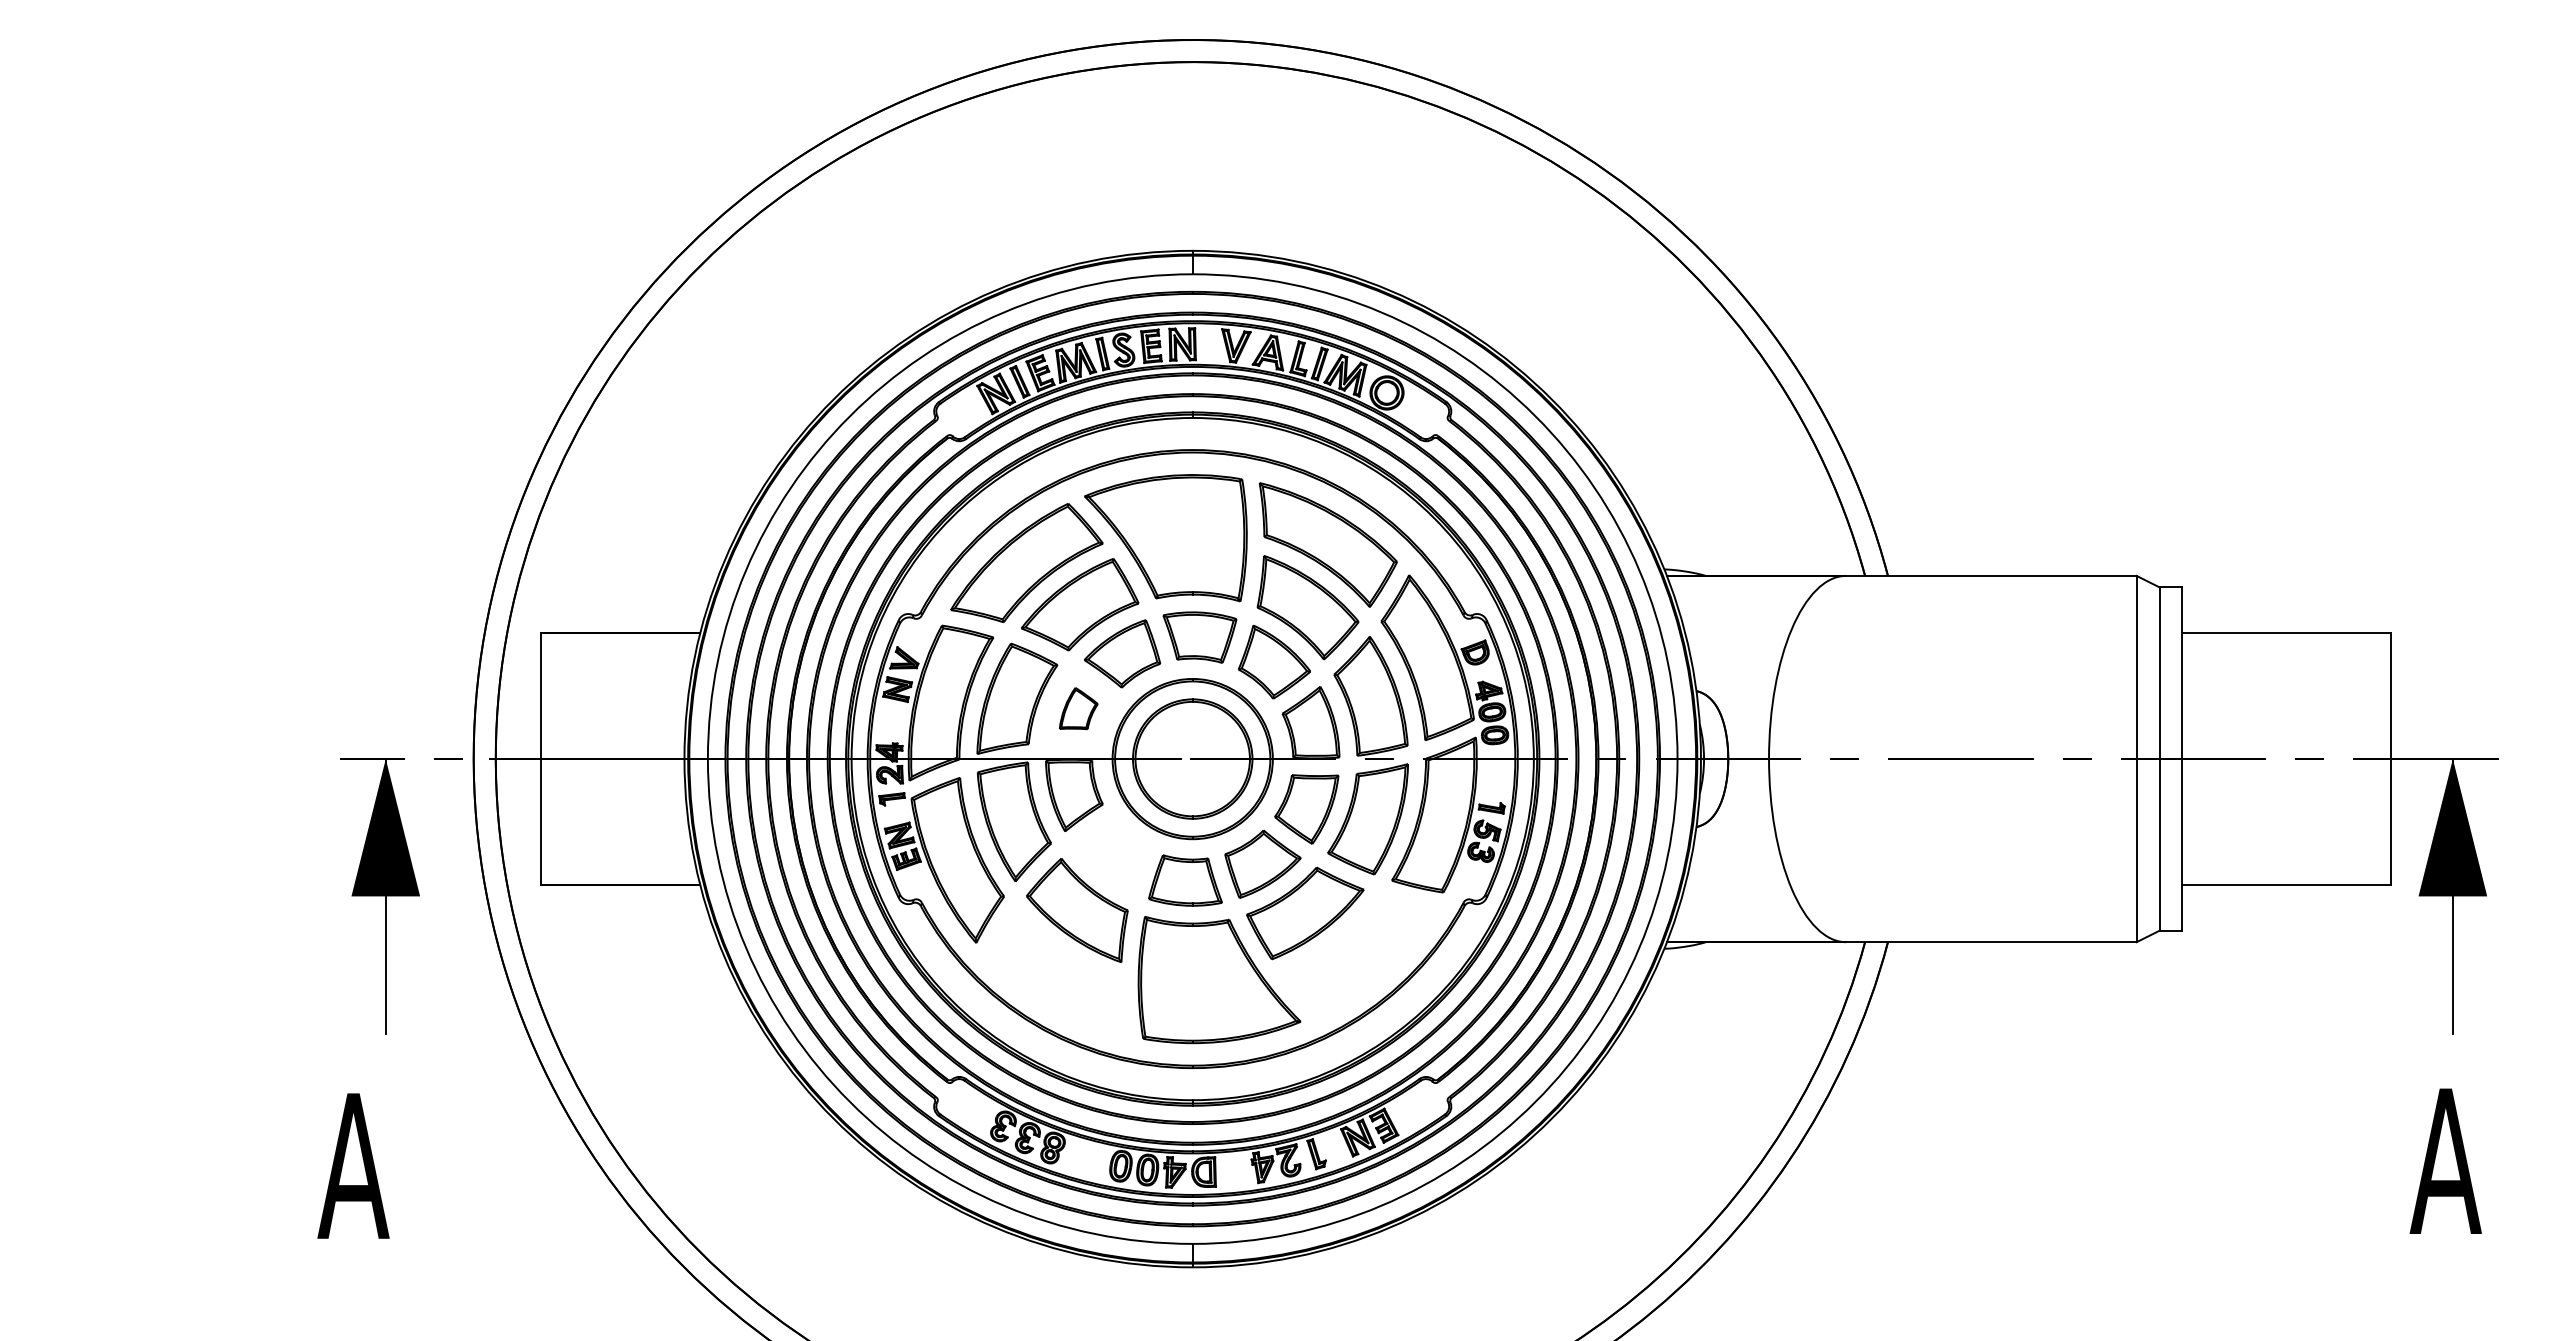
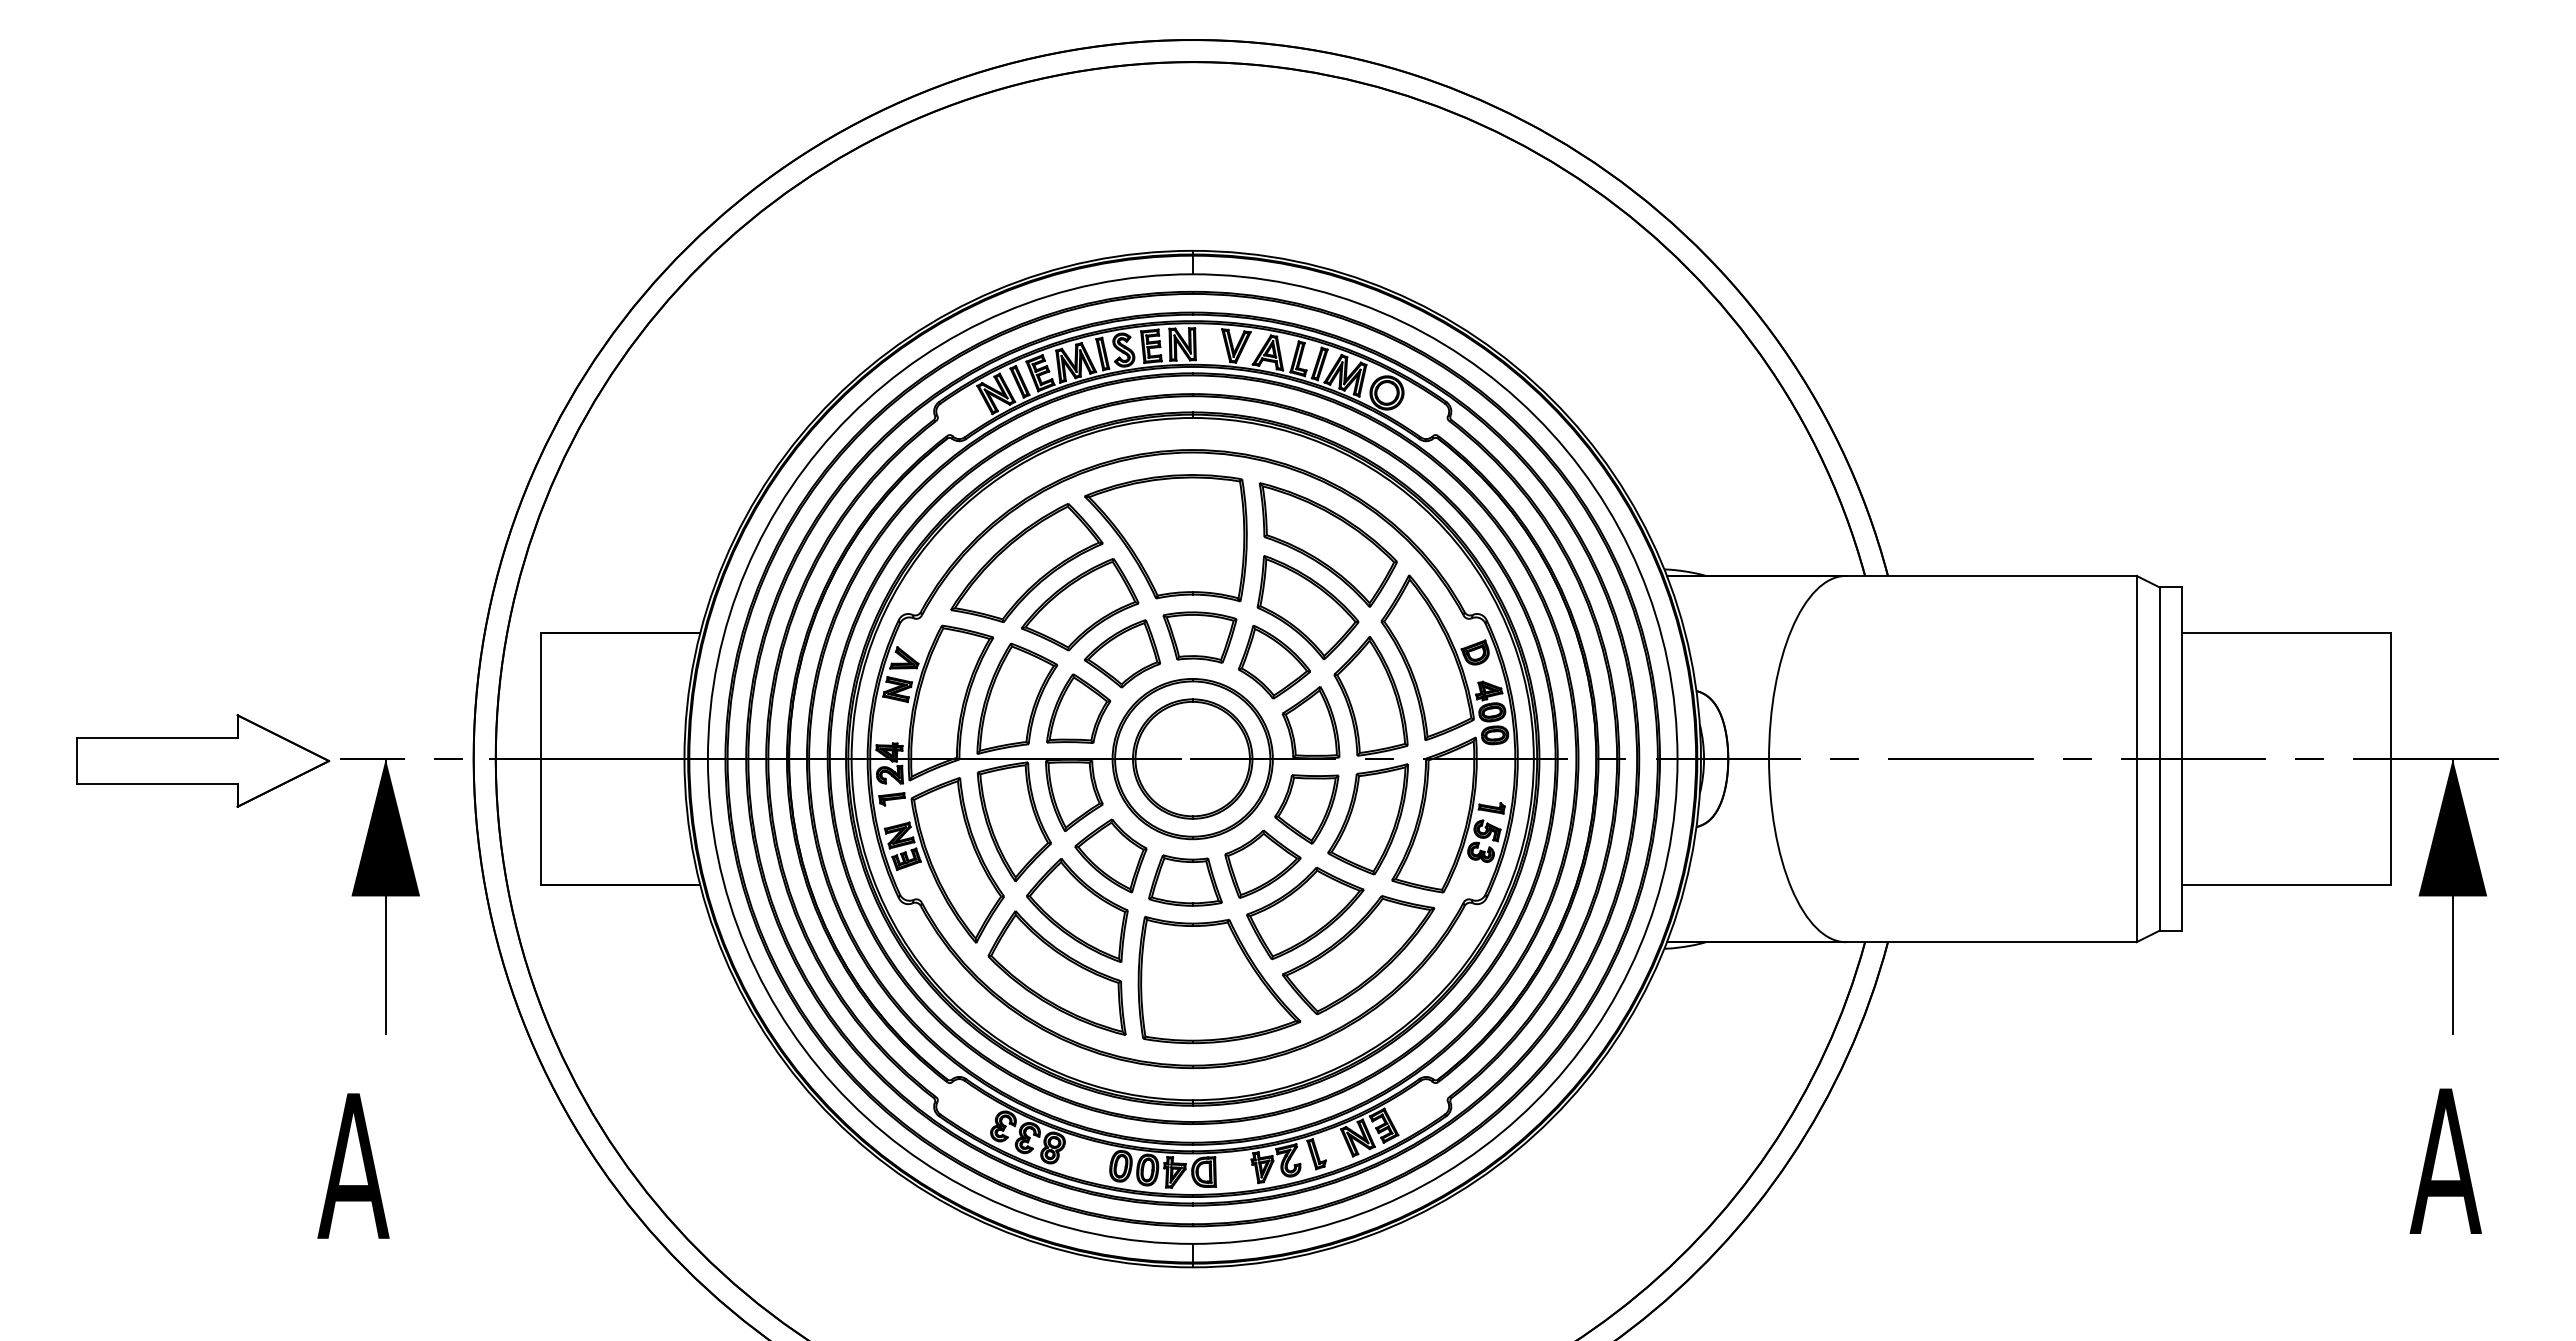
part size: 41x44 px -> 66x71 px (1078, 708)
part: none -> present (203, 760)
part: none -> present (1110, 855)
part: none -> present (1358, 955)
part: none -> present (1056, 972)
